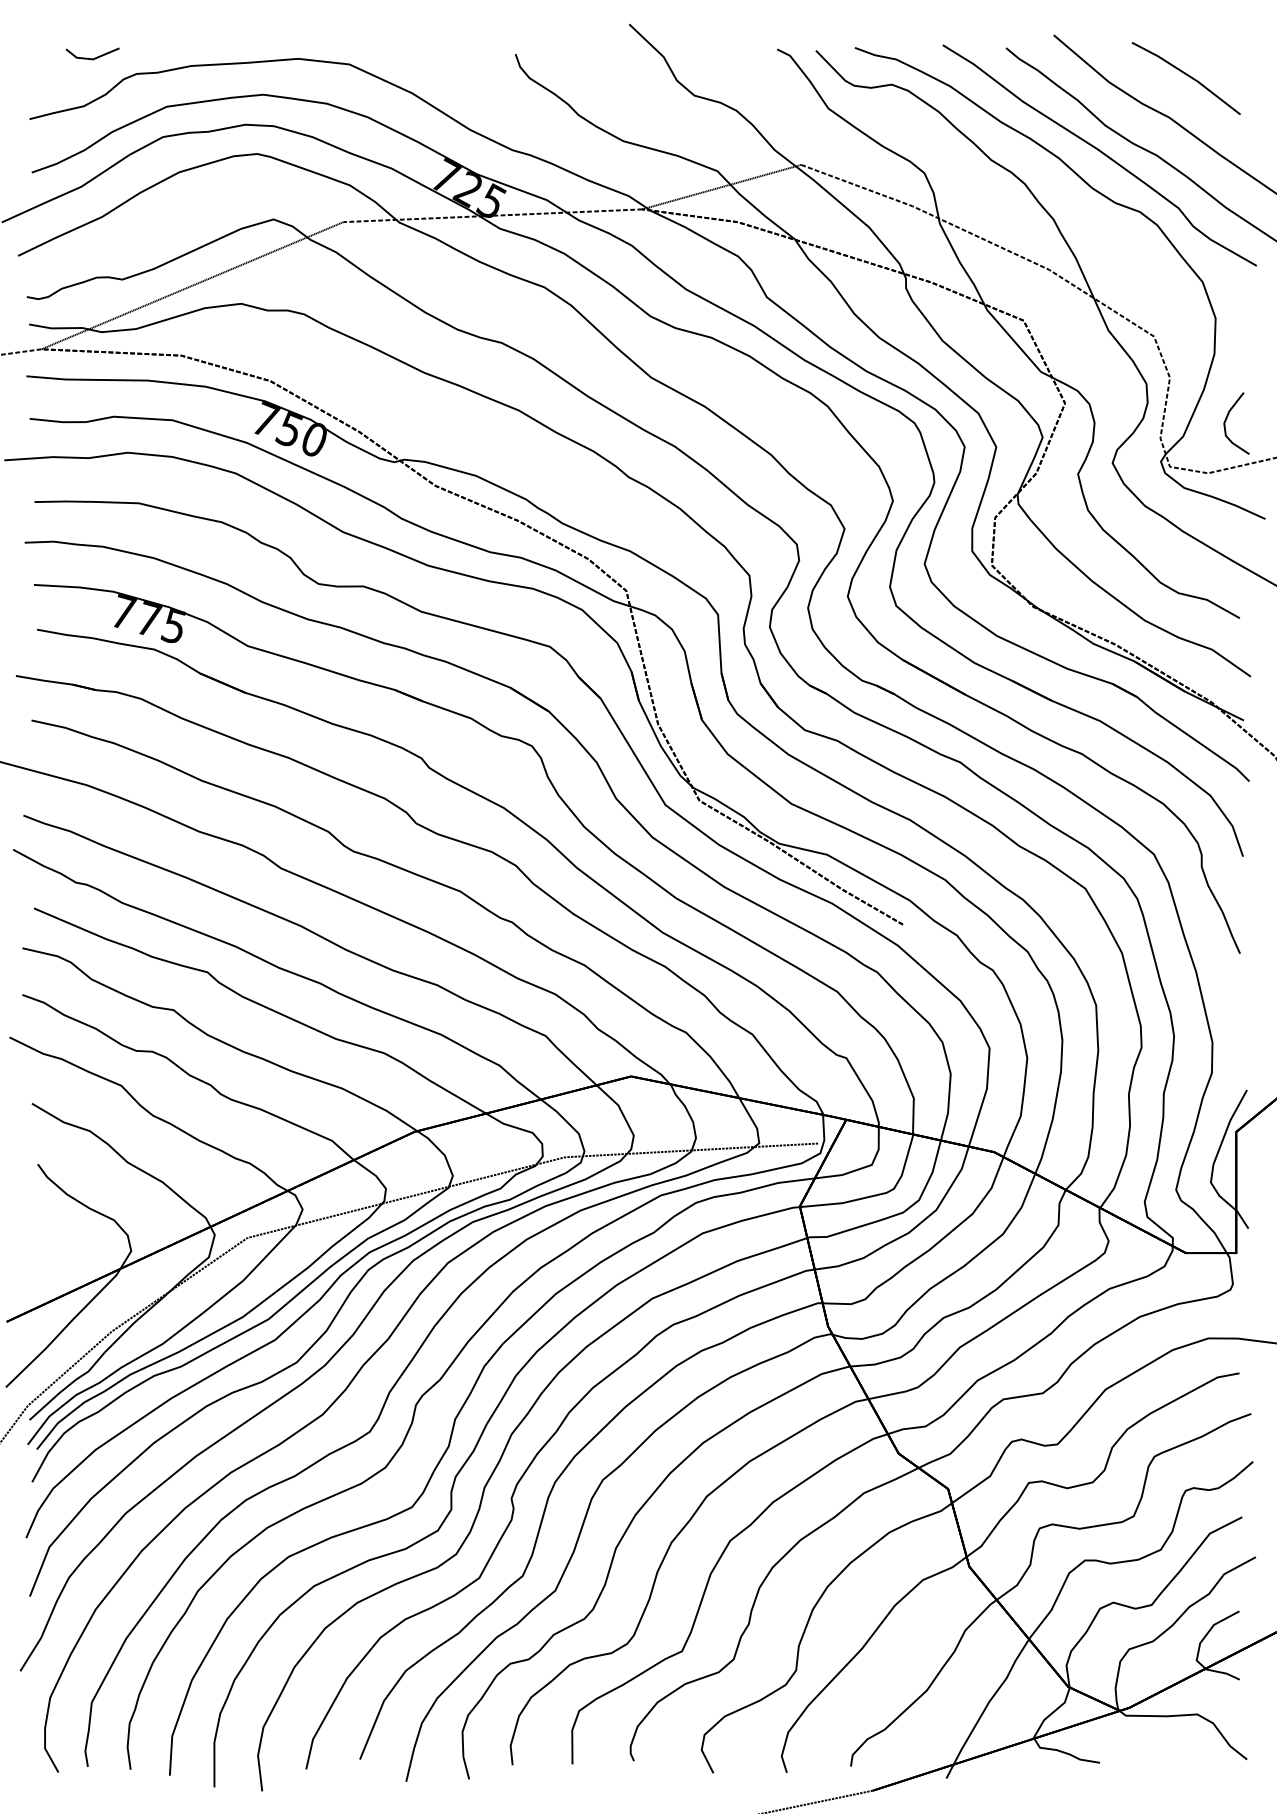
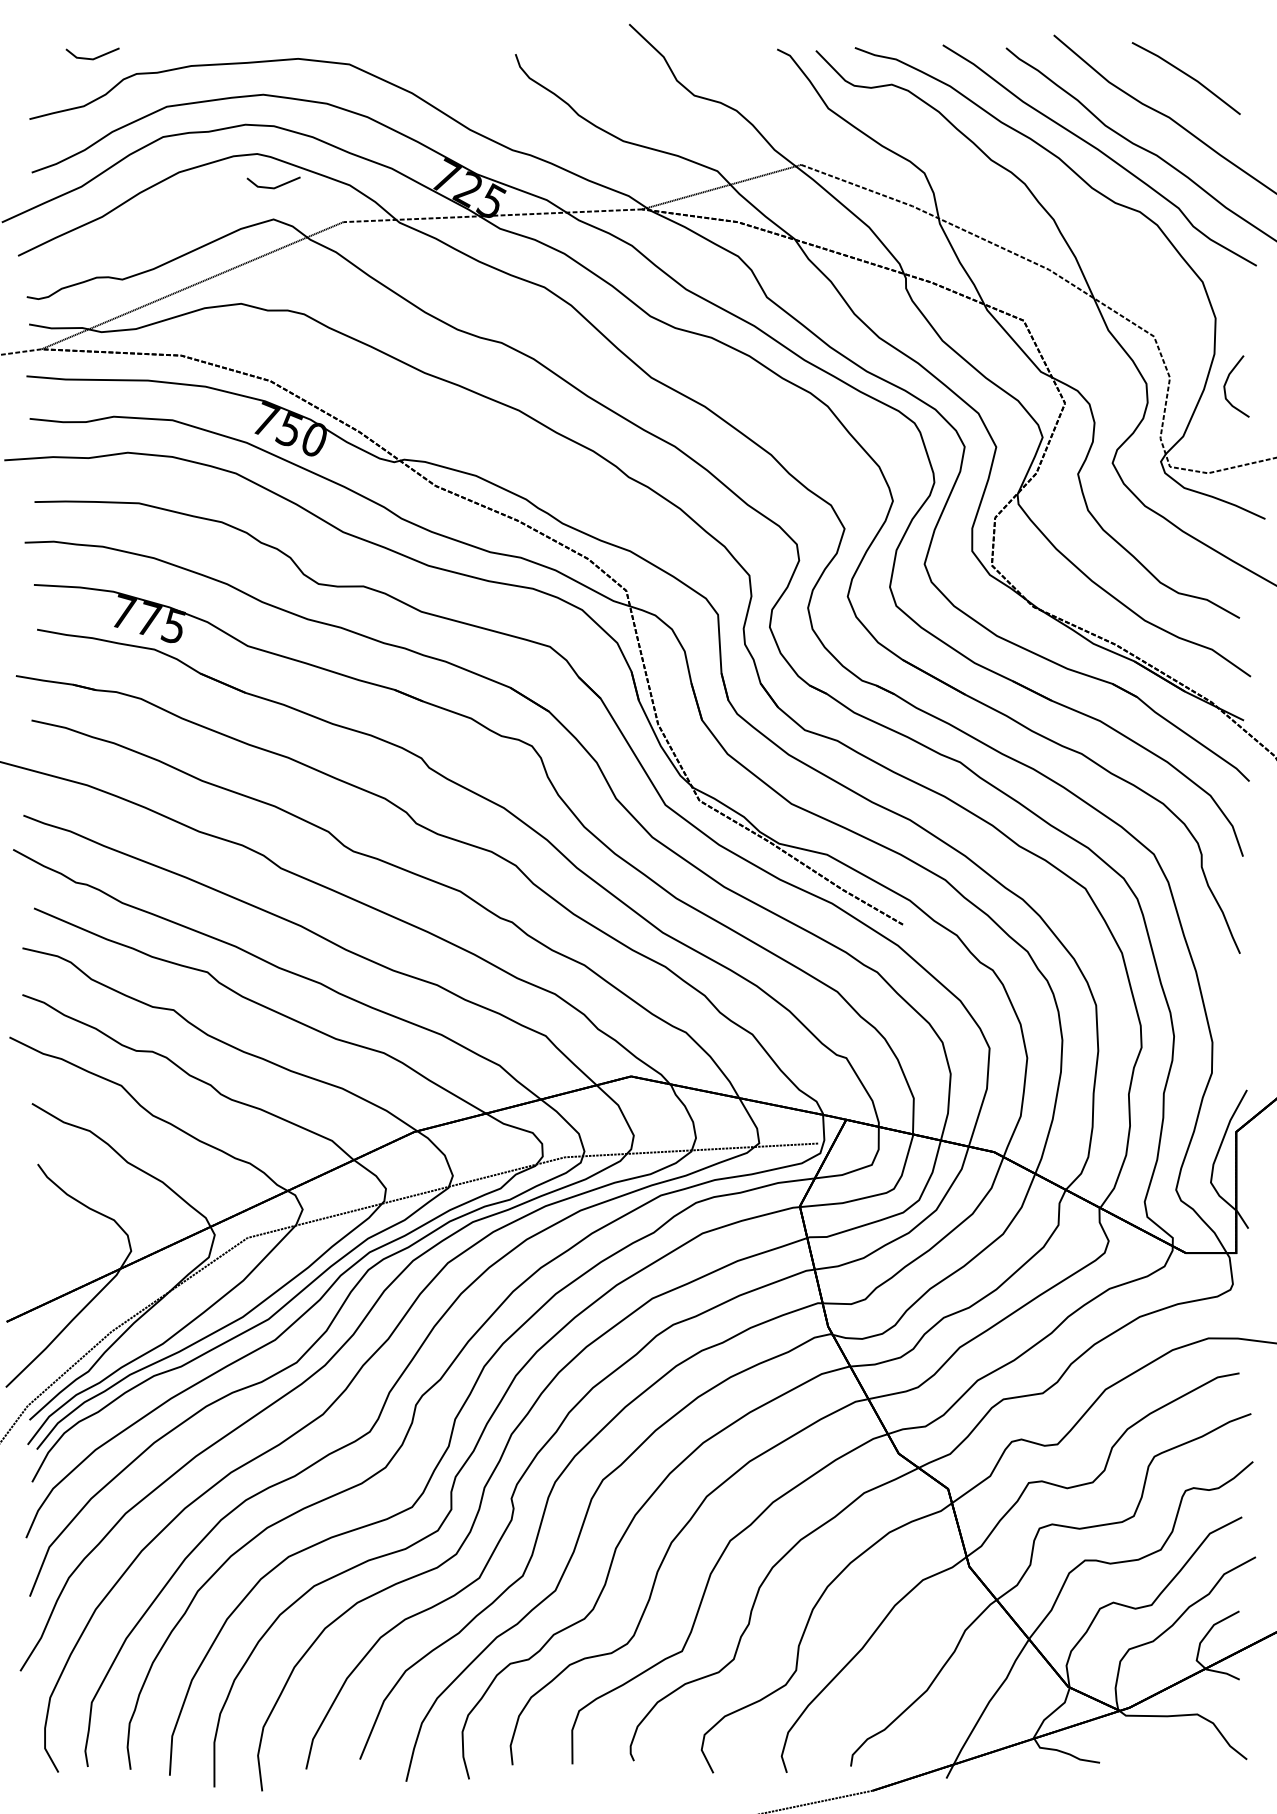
line: none -> present (275, 186)
curve position: (1226, 421) -> (1226, 384) (1226, 384)
